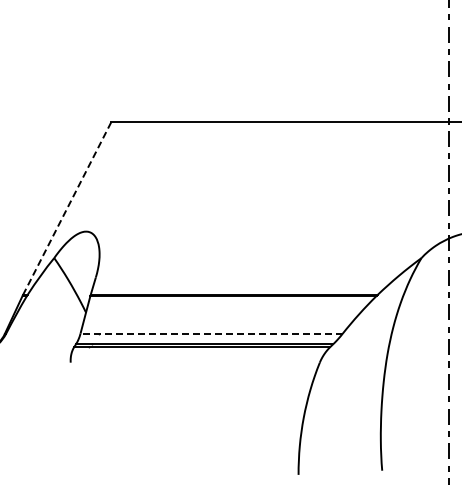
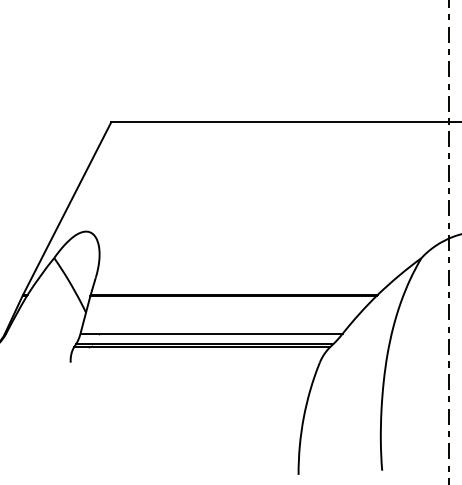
line: dashed -> solid (67, 208)
line: dashed -> solid (211, 333)
